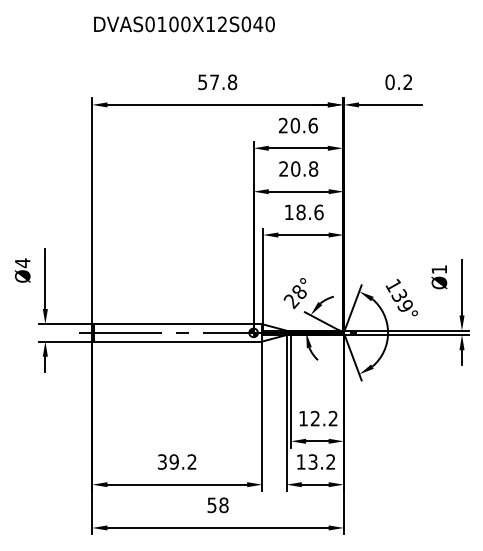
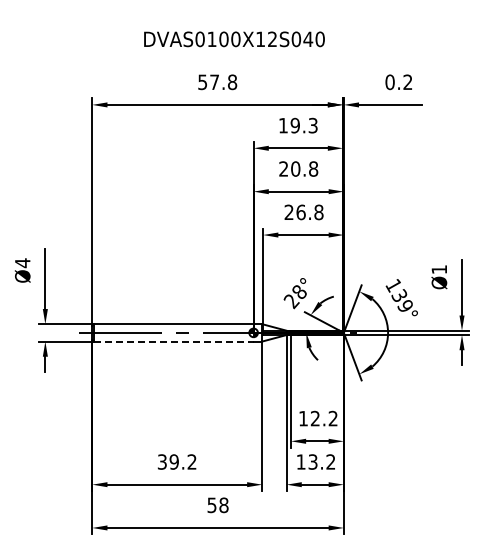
text position: (184, 24) -> (234, 39) (234, 39)
text: 20.6 -> 19.3 (297, 125)
text: 18.6 -> 26.8 (303, 211)
line: solid -> dashed (173, 341)
